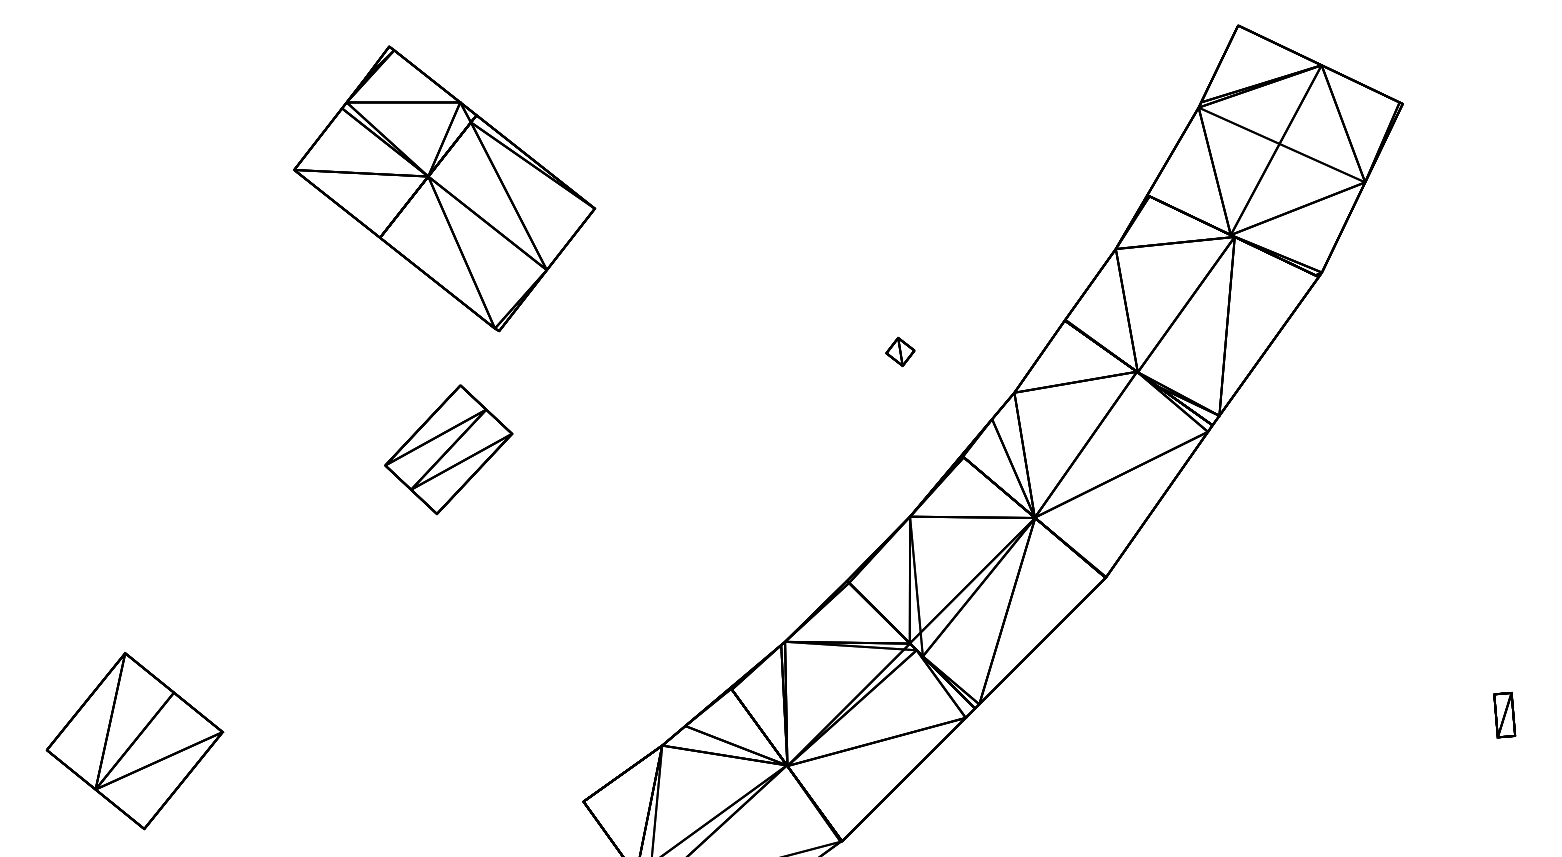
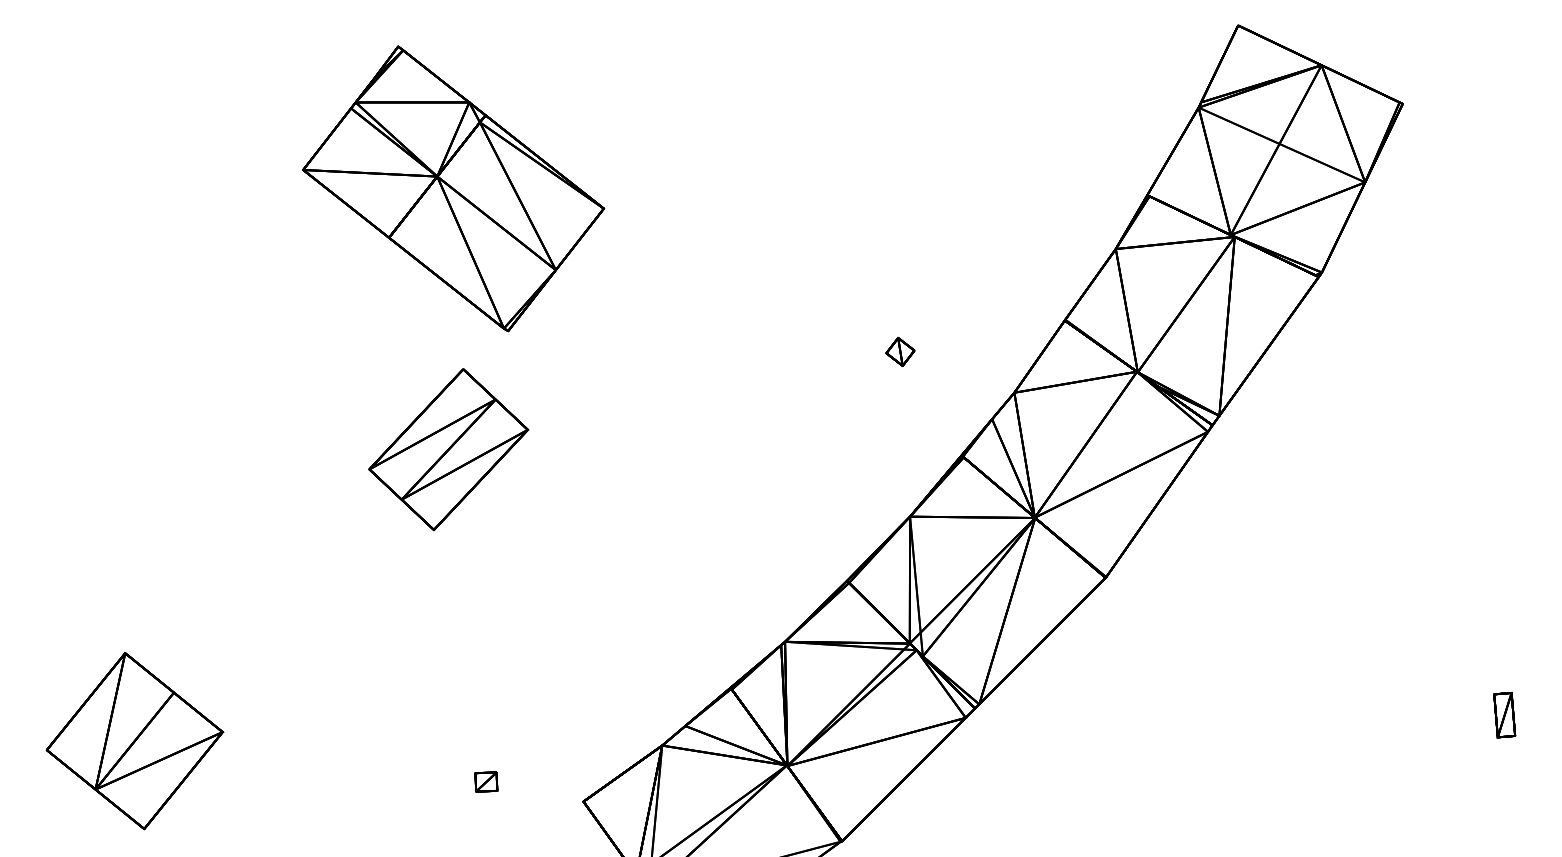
part position: (444, 188) -> (453, 188) (453, 188)
part size: 130x132 px -> 162x164 px (448, 449)
part: none -> present (486, 781)
